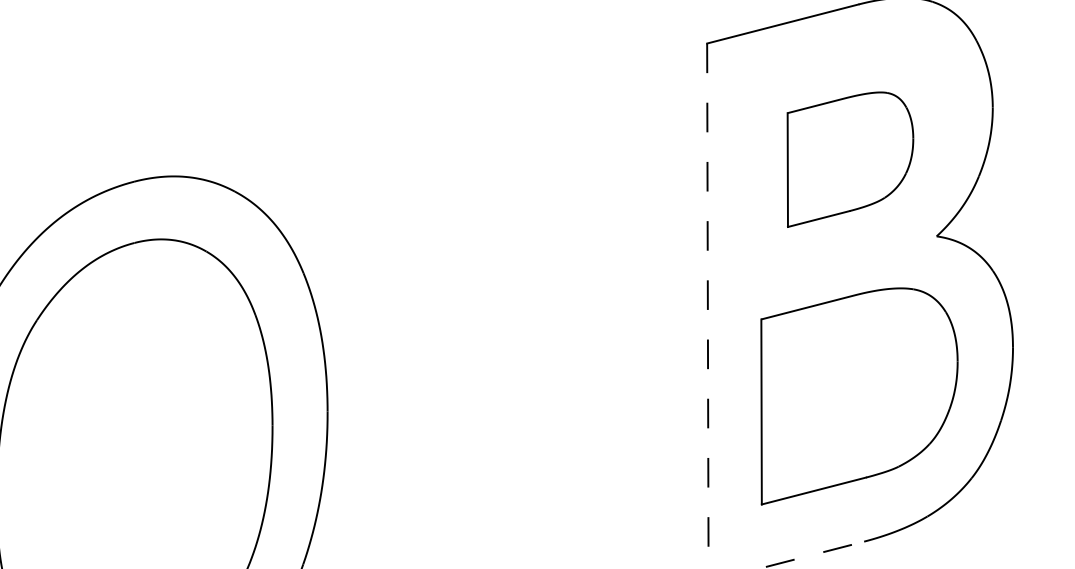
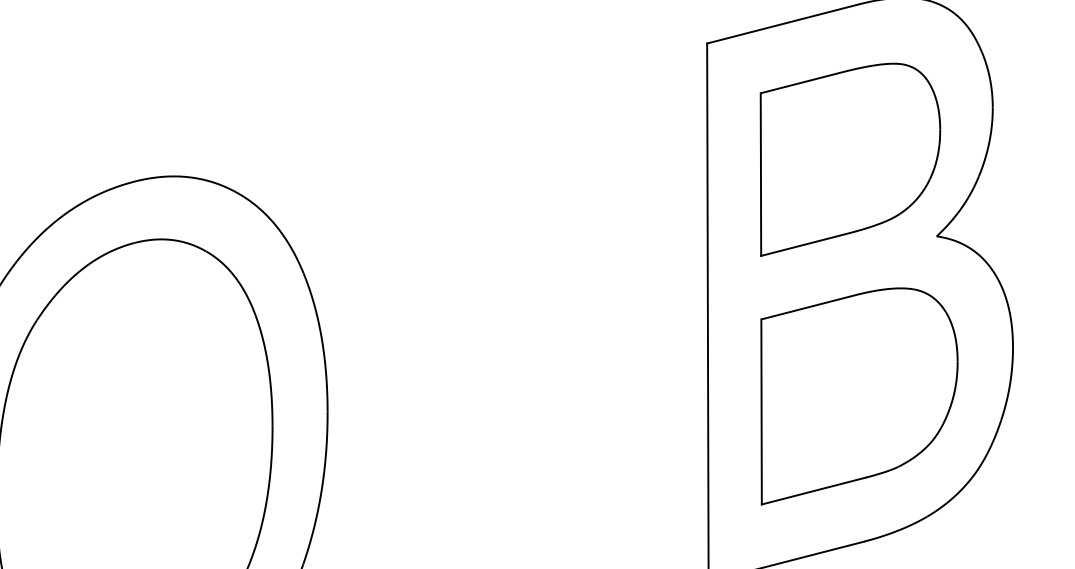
part size: 129x137 px -> 183x195 px (850, 159)
line: dashed -> solid (707, 306)
line: dashed -> solid (811, 555)
